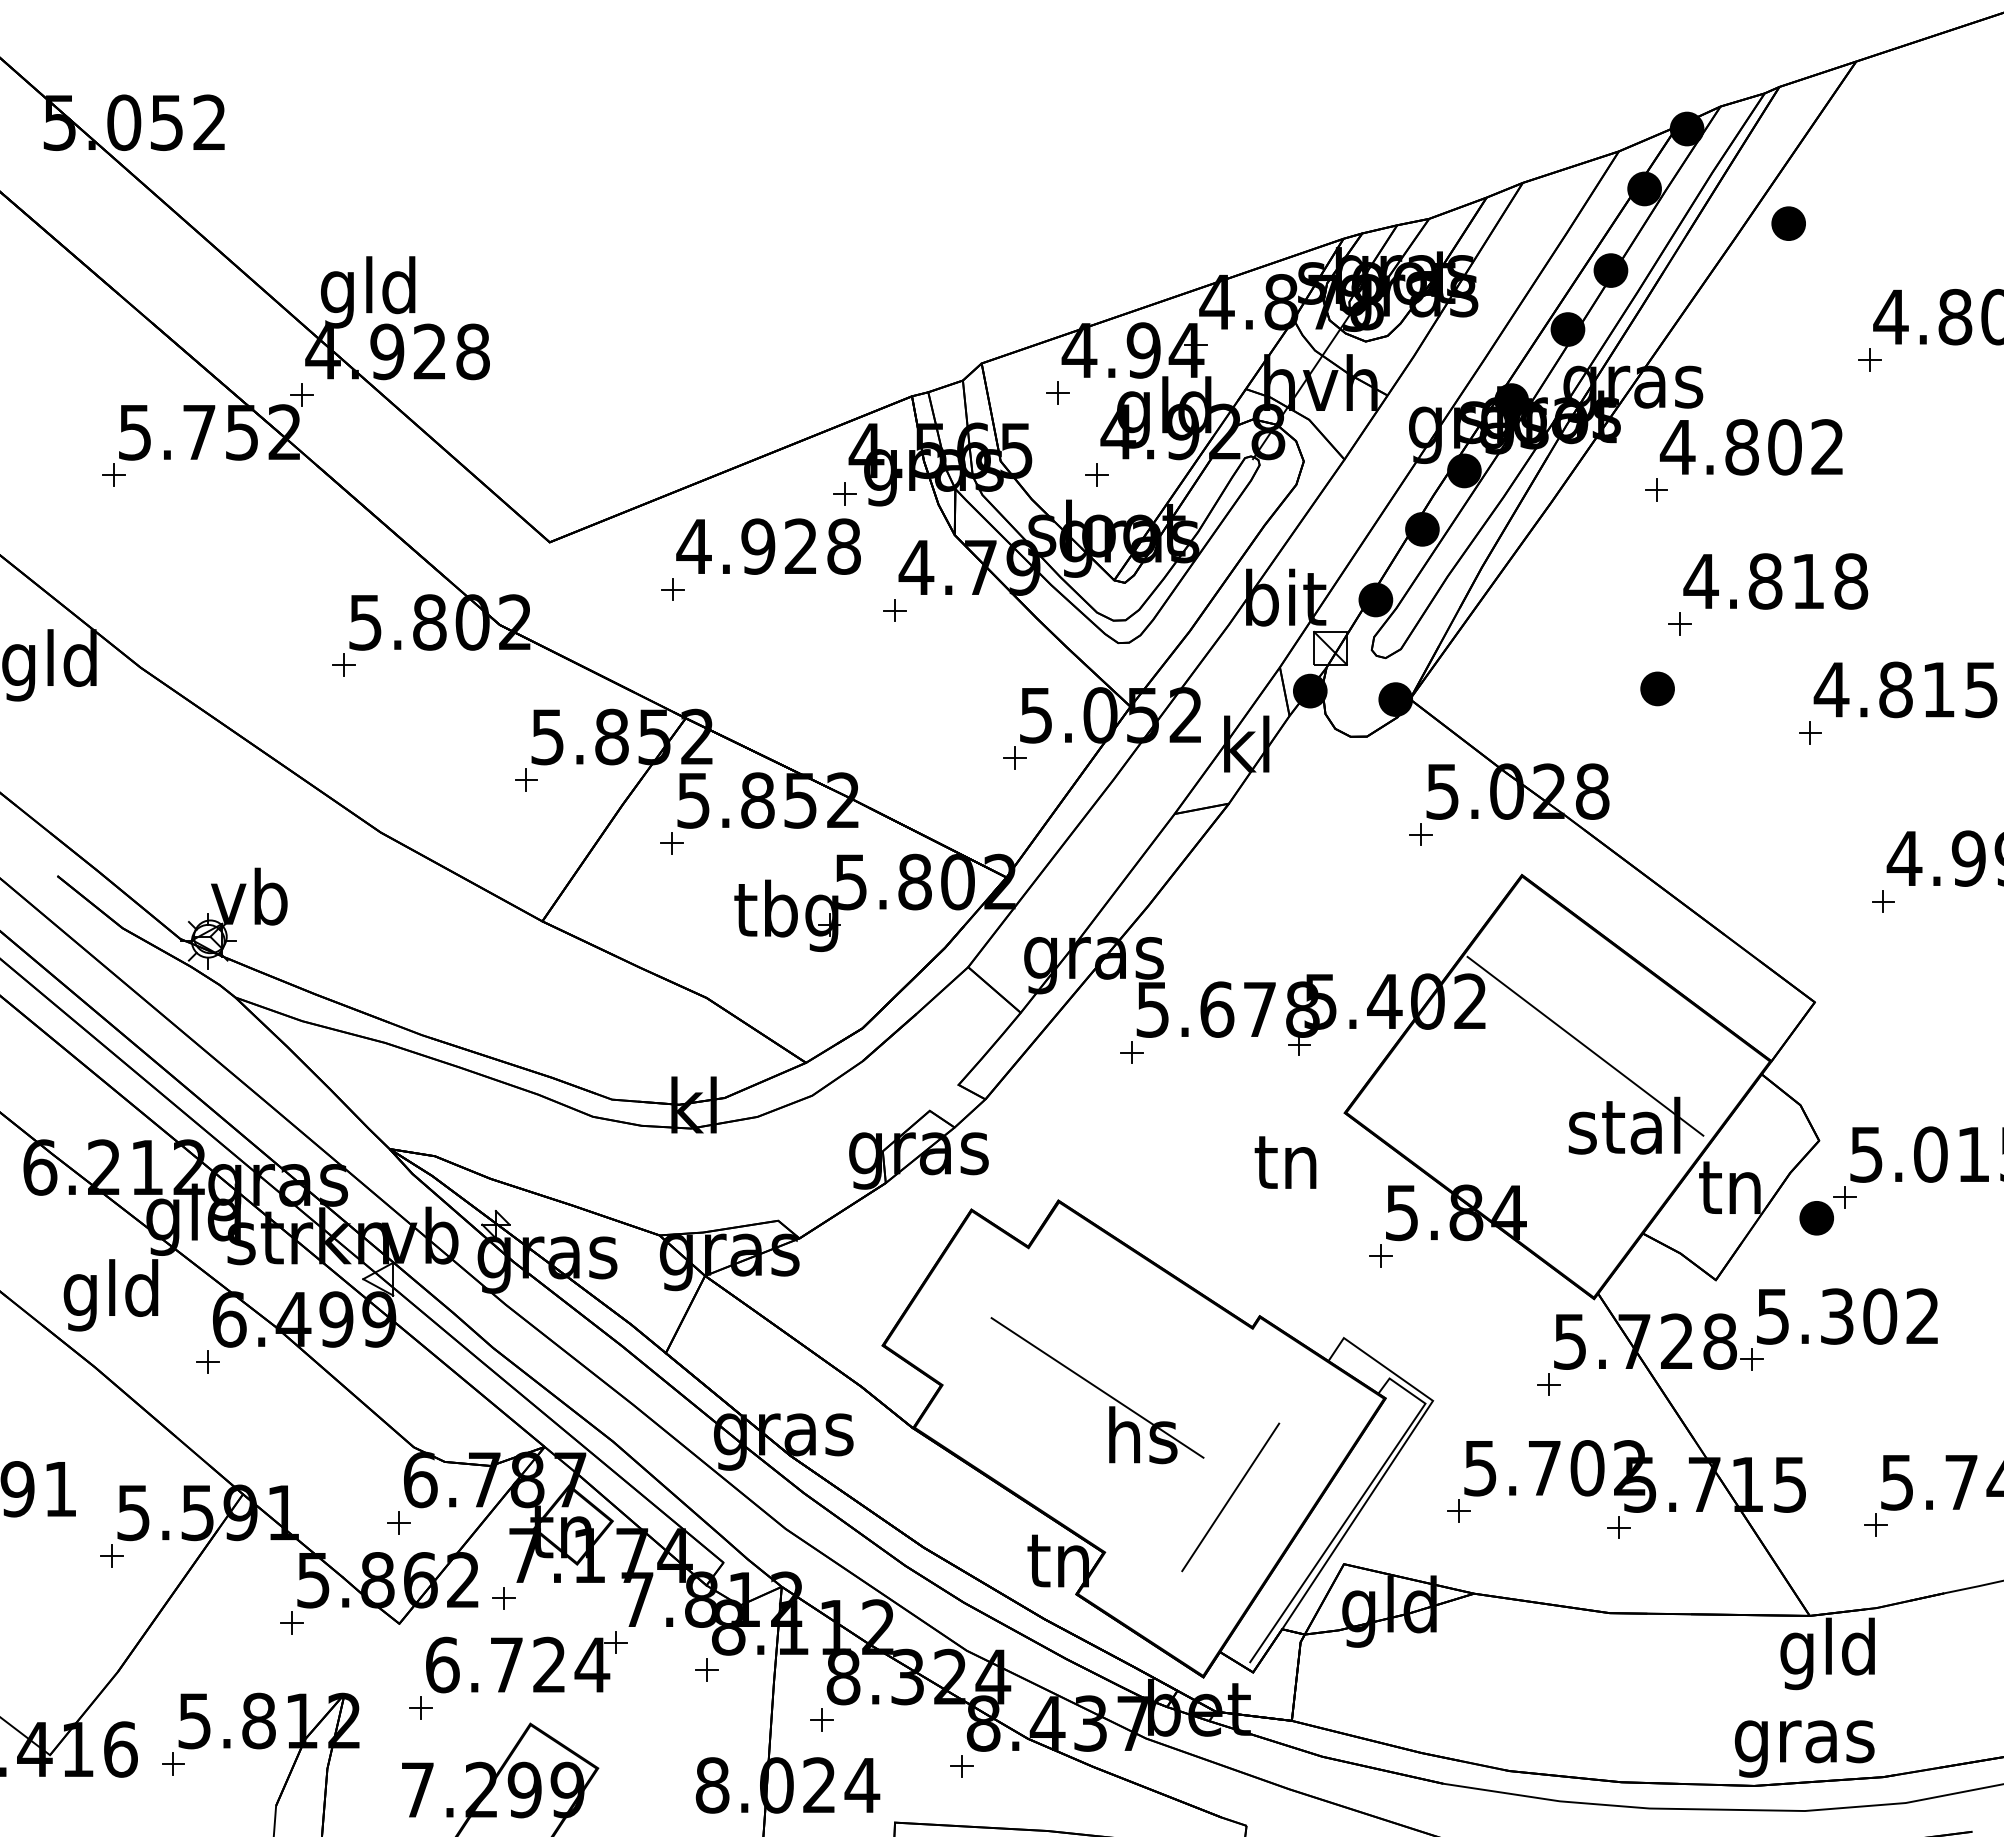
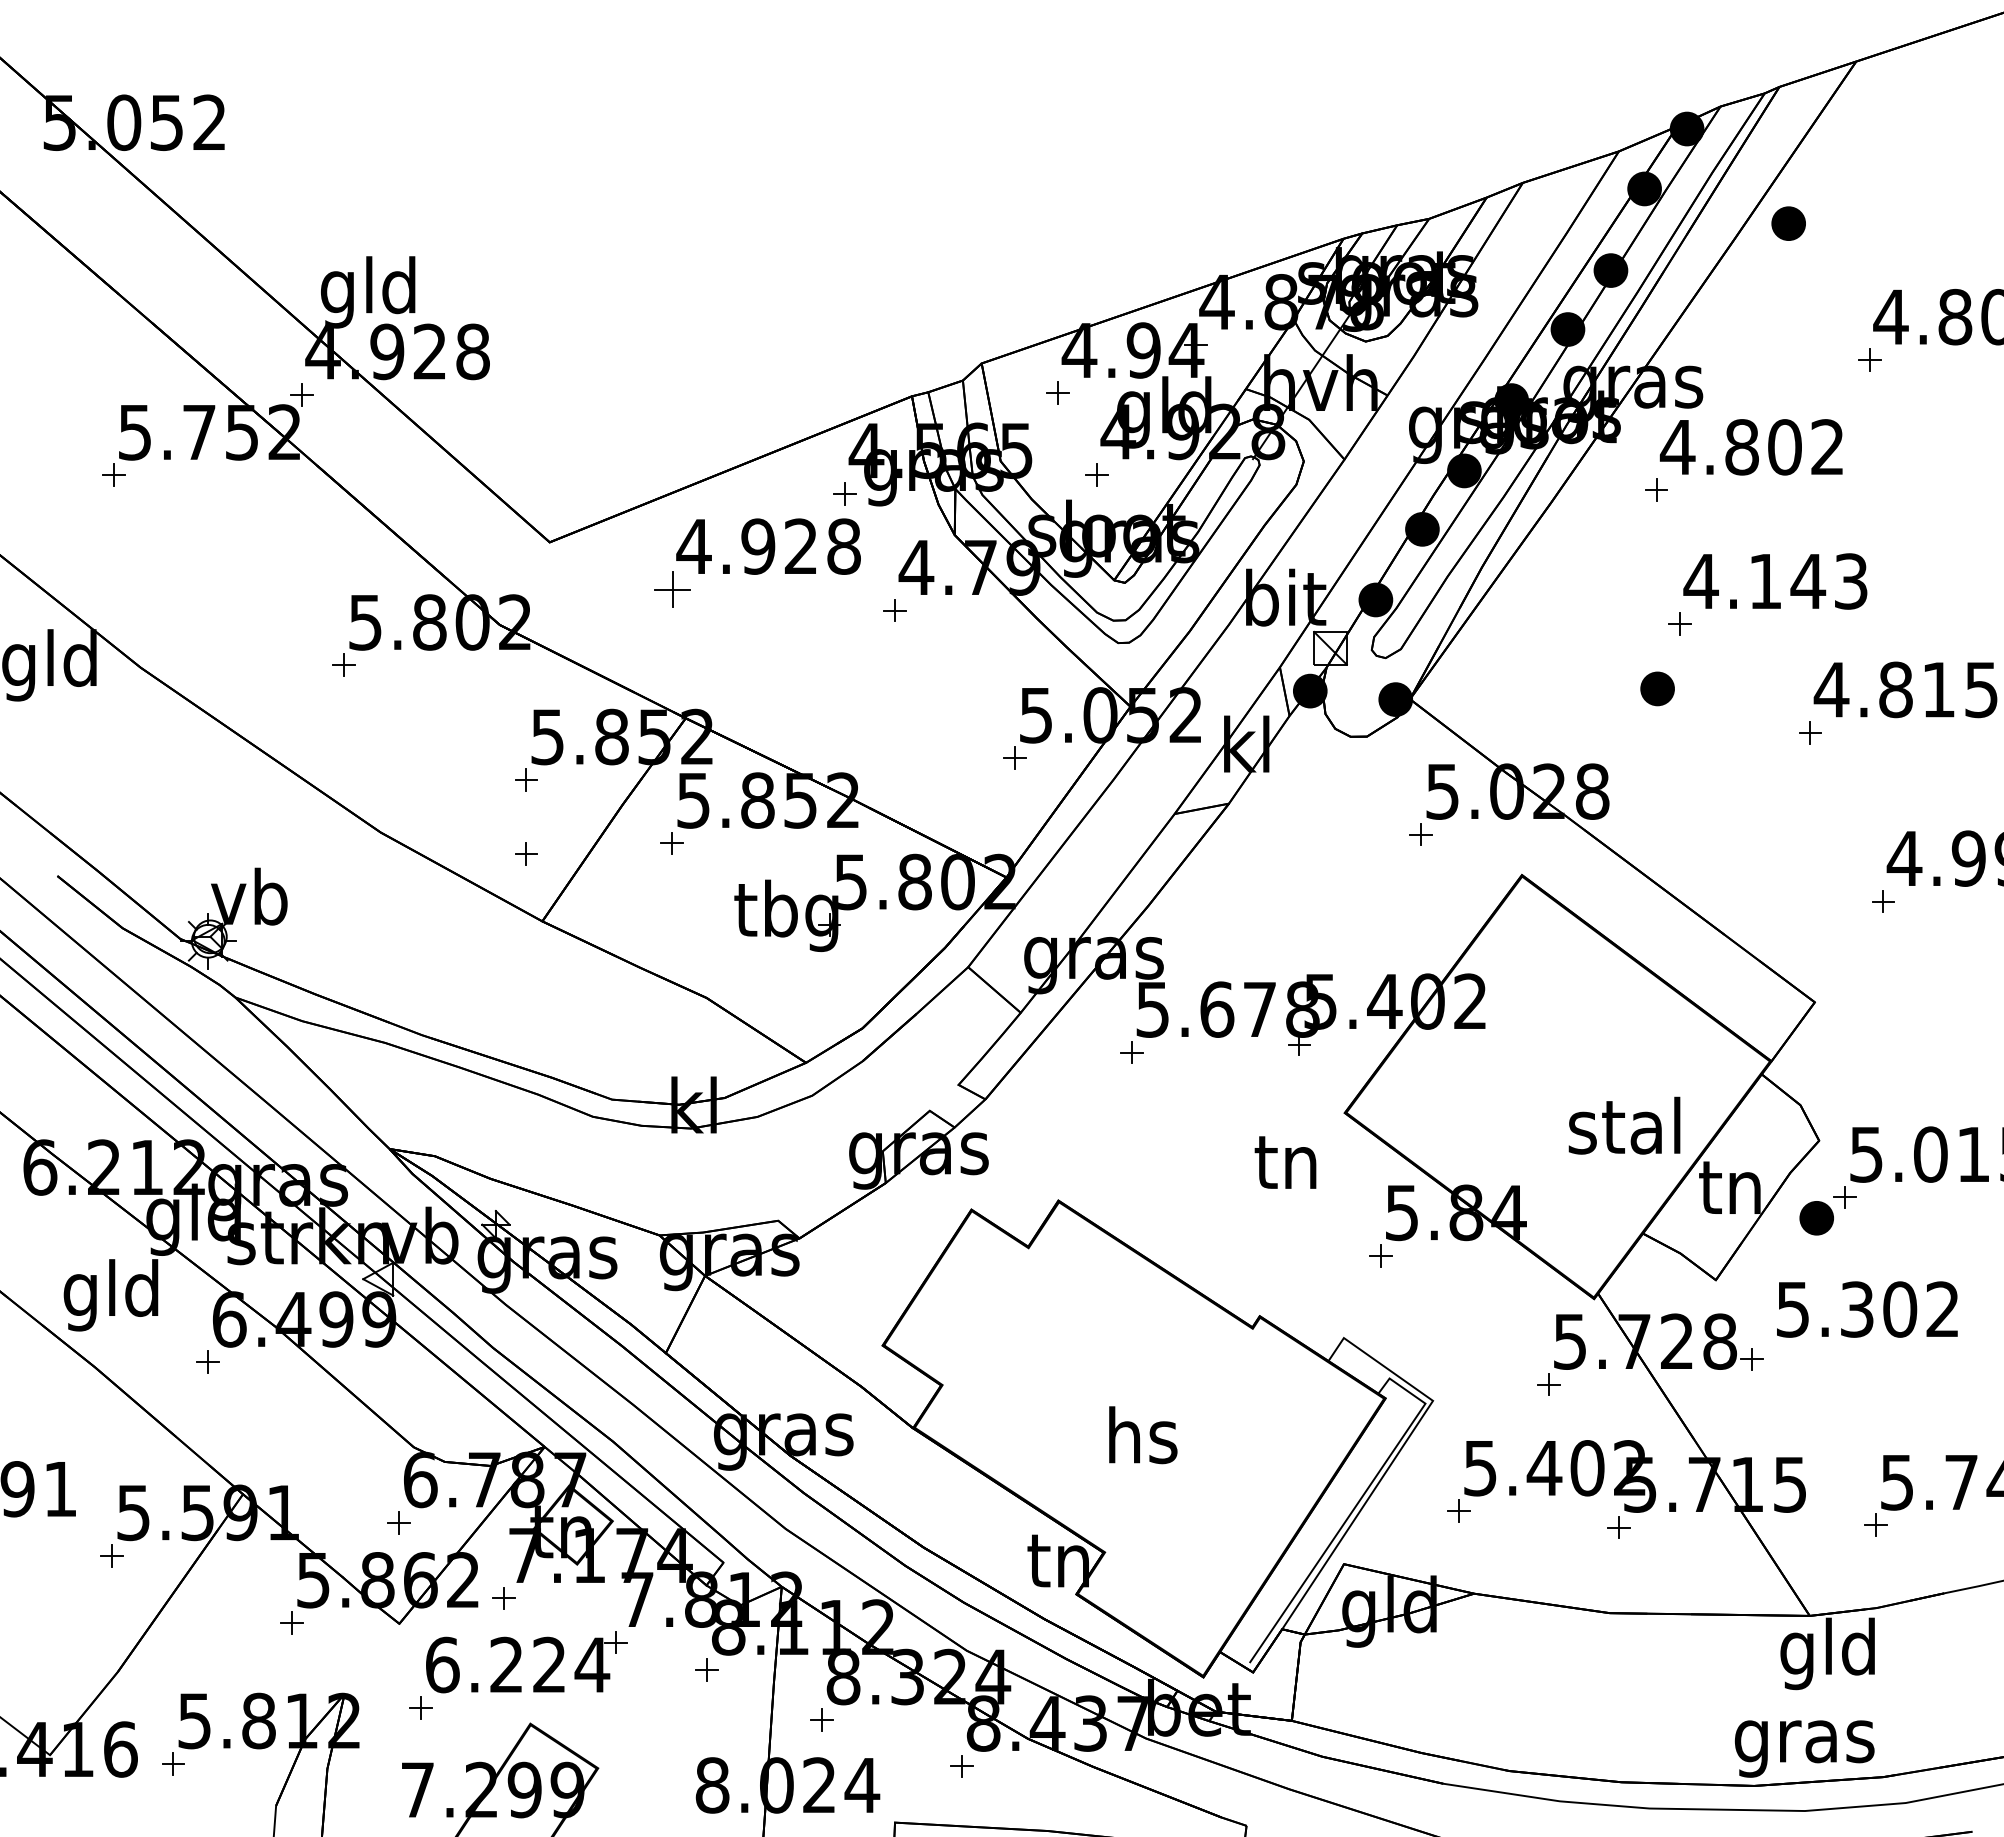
text: 4.818 -> 4.143 (1808, 581)
part size: 24x23 px -> 37x37 px (672, 589)
part: none -> present (526, 853)
line: present -> none (1585, 1045)
text position: (1847, 1316) -> (1867, 1309) (1867, 1309)
line: present -> none (1097, 1387)
text: 5.702 -> 5.402 (1544, 1468)
line: present -> none (1230, 1497)
text: 6.724 -> 6.224 (506, 1664)
